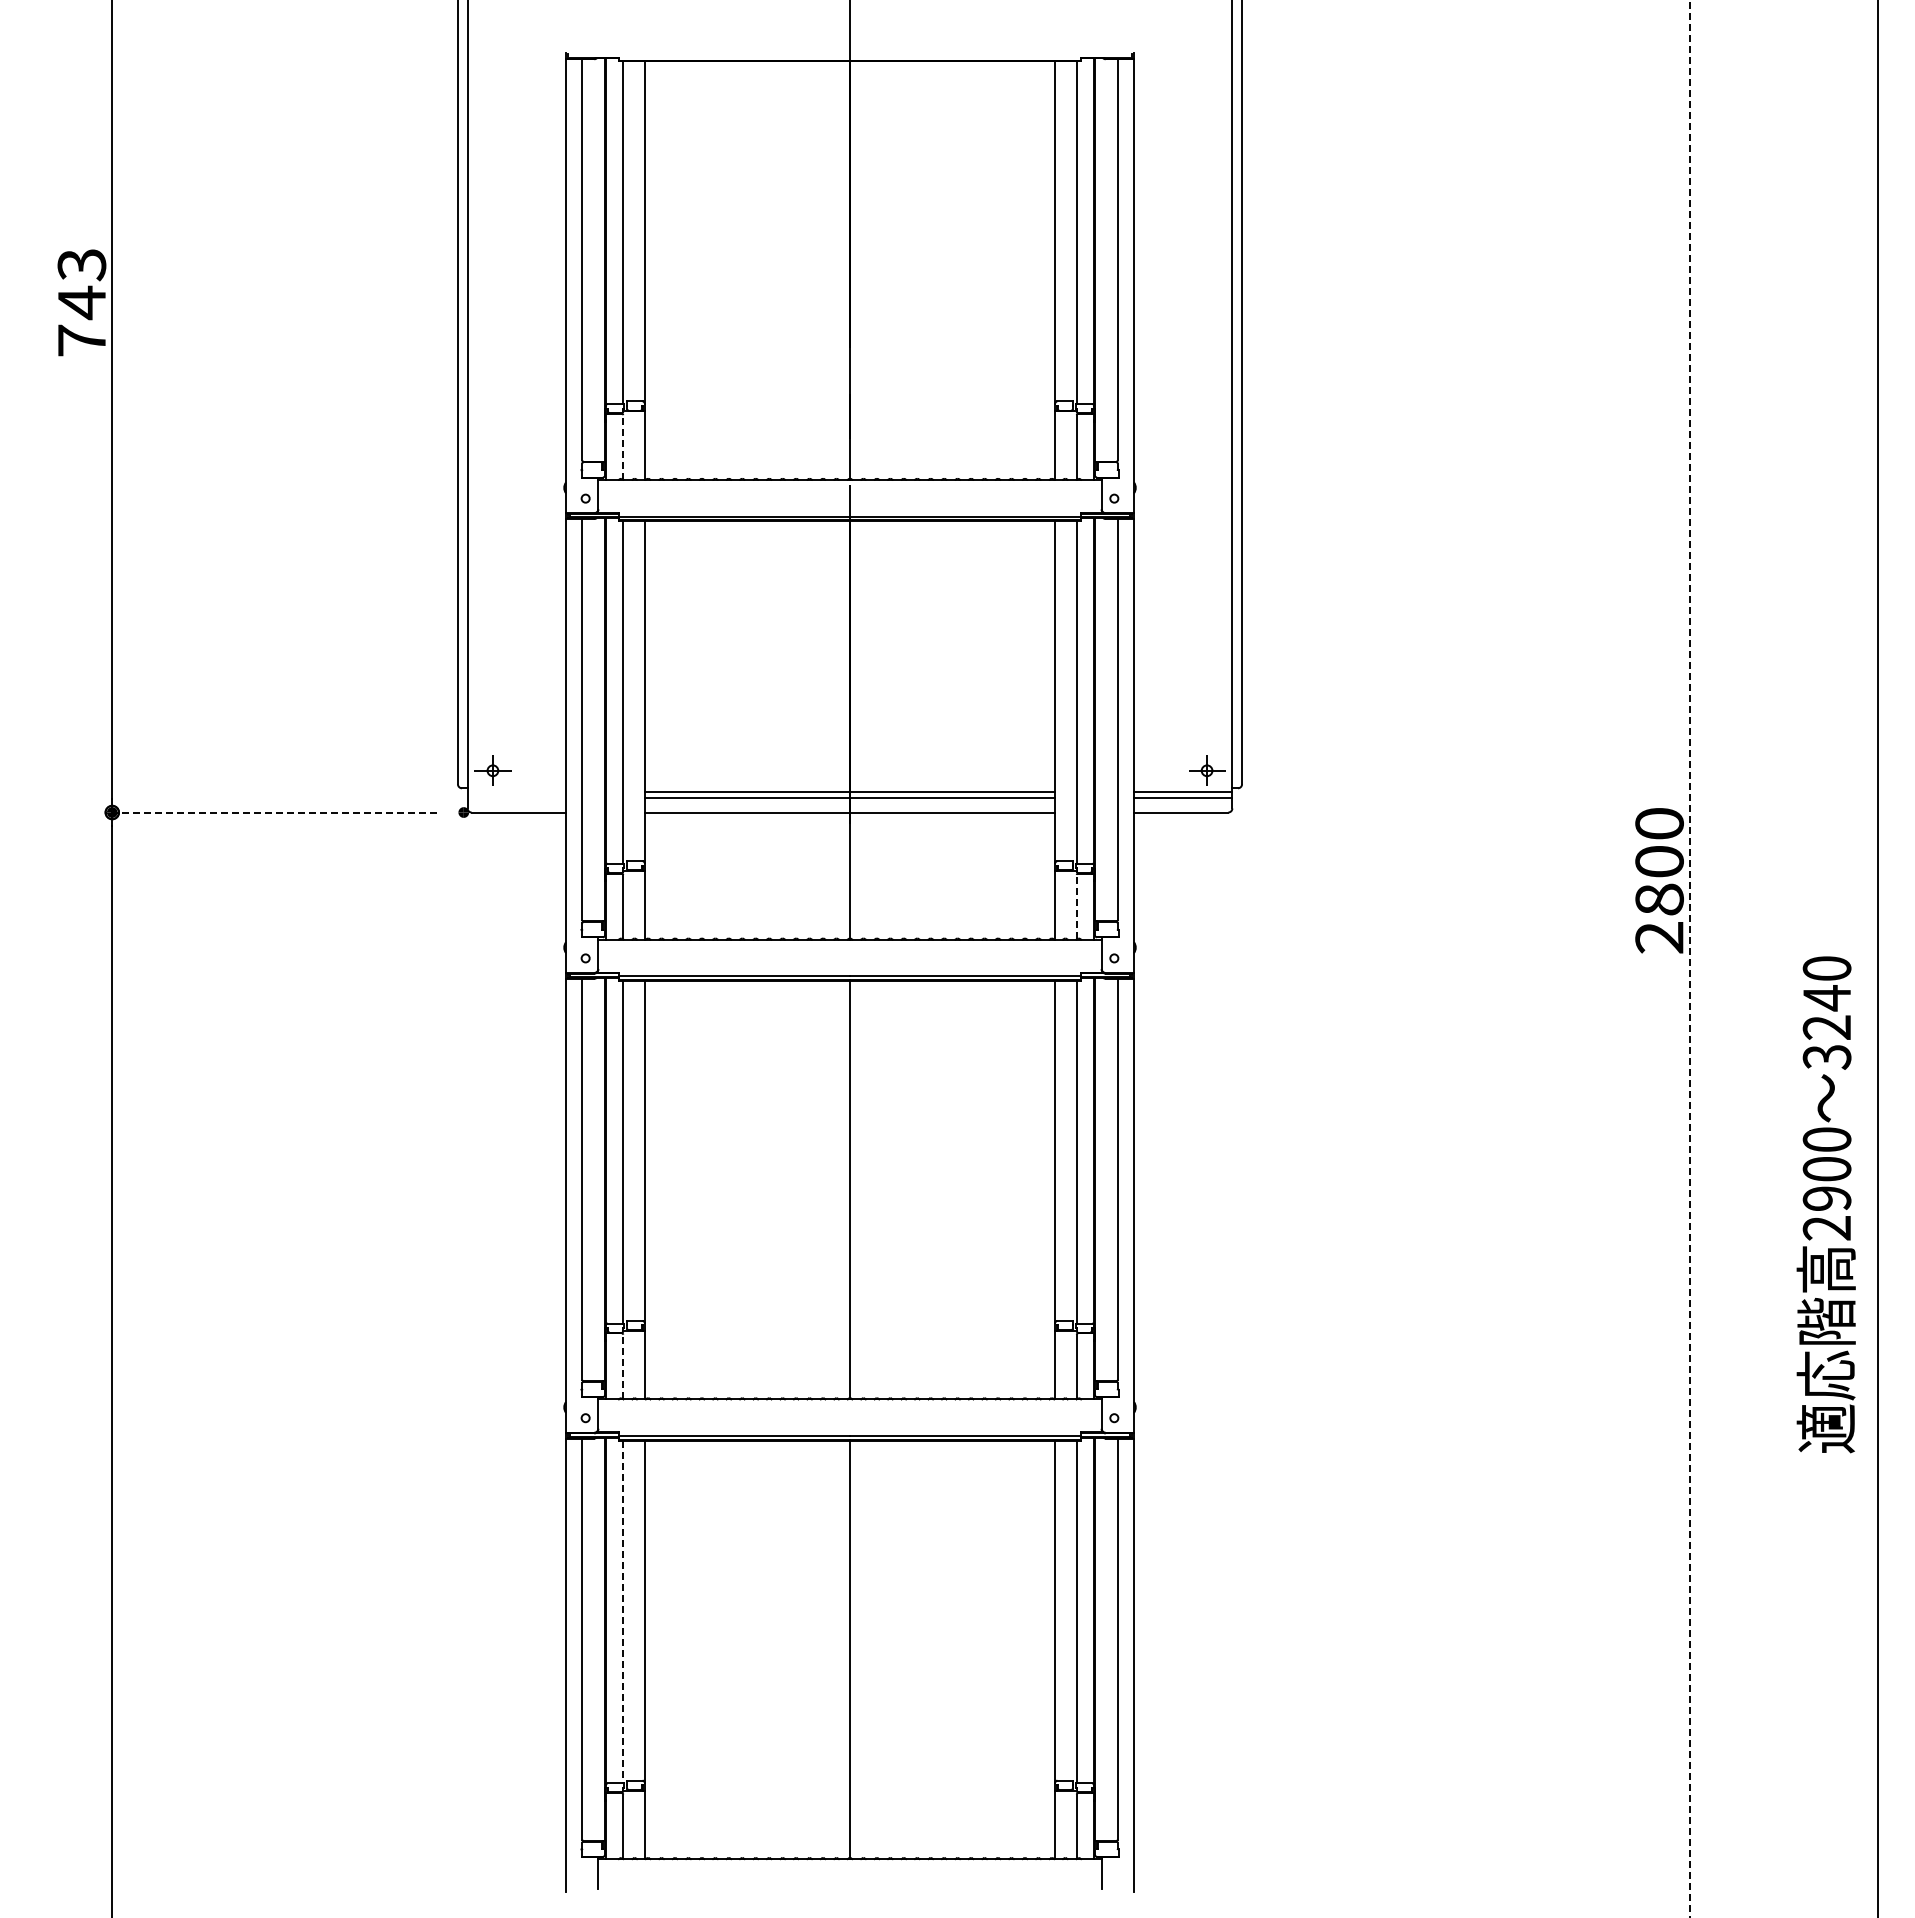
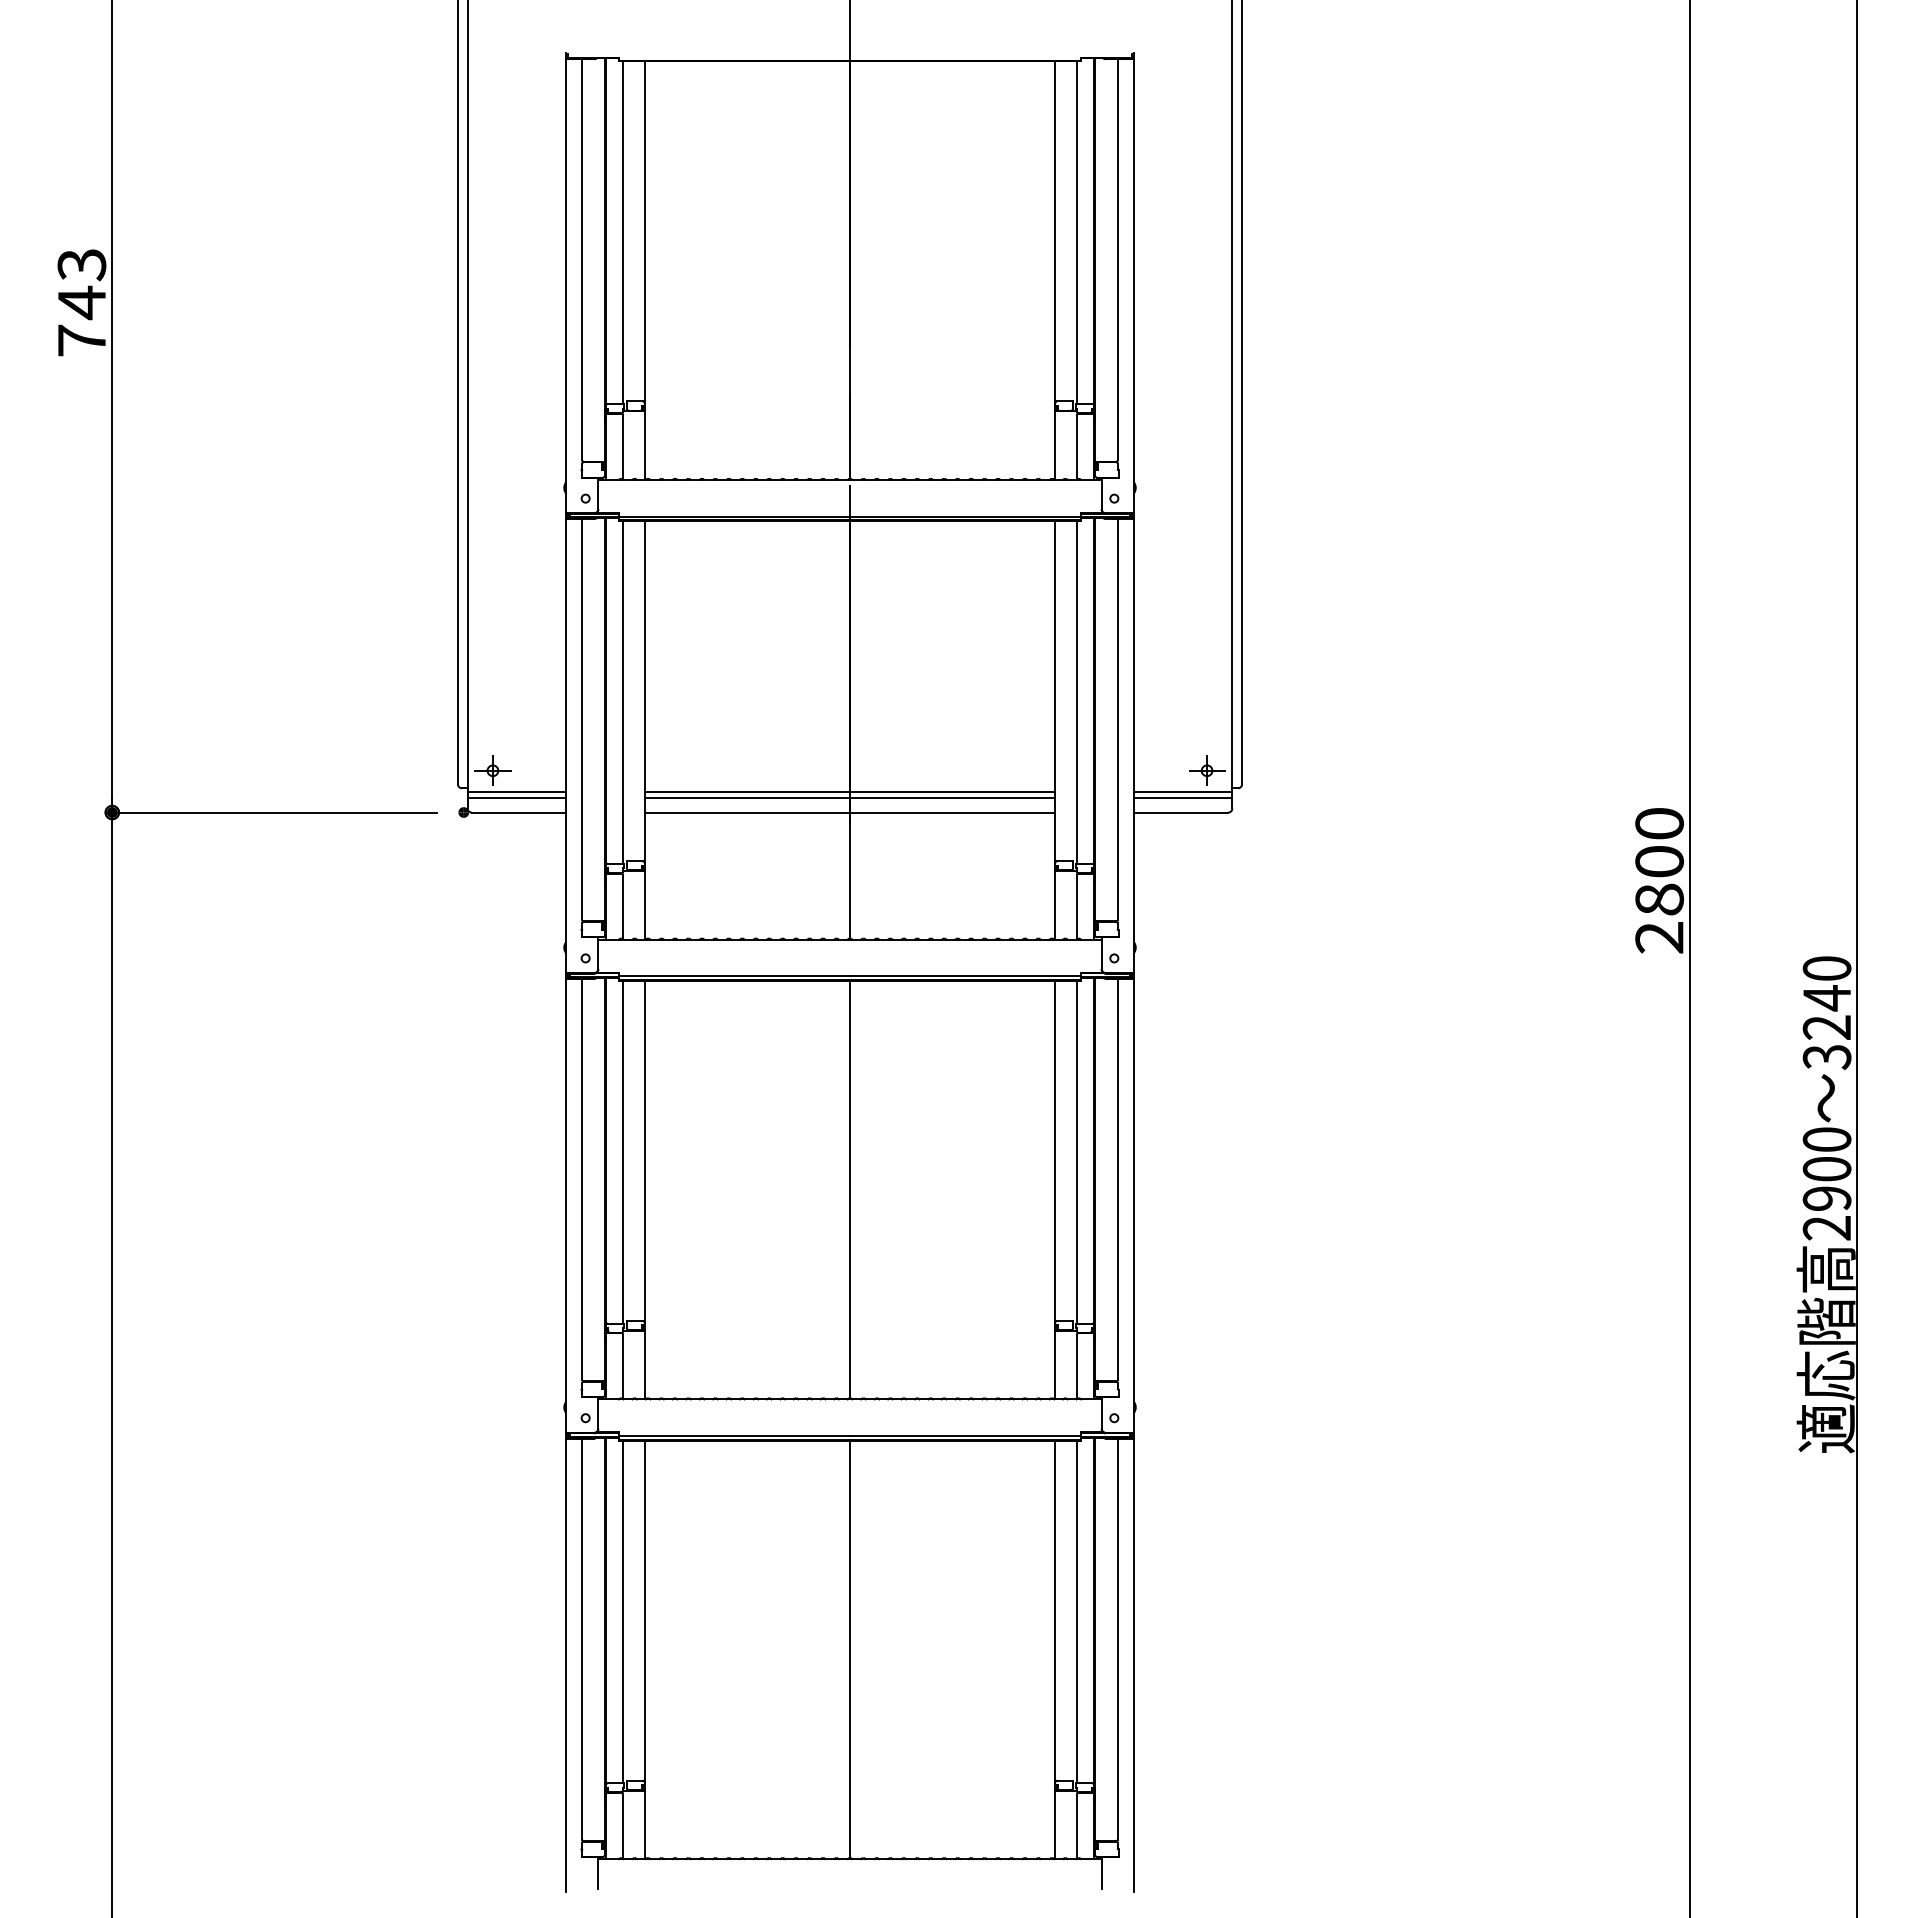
line: dashed -> solid (623, 446)
line: none -> present (516, 792)
line: none -> present (516, 797)
line: dashed -> solid (271, 812)
line: dashed -> solid (1076, 906)
line position: (1878, 958) -> (1857, 958) (1857, 958)
line: dashed -> solid (1689, 959)
line: dashed -> solid (623, 1366)
line: dashed -> solid (623, 1612)
